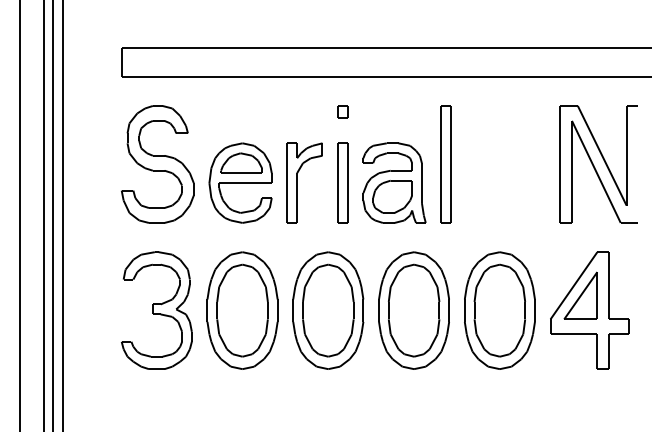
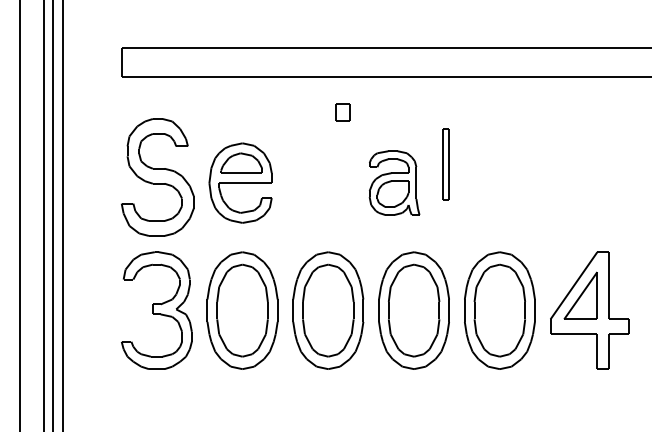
part size: 12x14 px -> 16x19 px (342, 112)
part position: (157, 164) -> (157, 177) (157, 177)
part size: 12x119 px -> 8x73 px (445, 164)
part: present -> none (598, 164)
part: present -> none (297, 182)
part: present -> none (342, 182)
part size: 65x82 px -> 53x66 px (394, 182)
